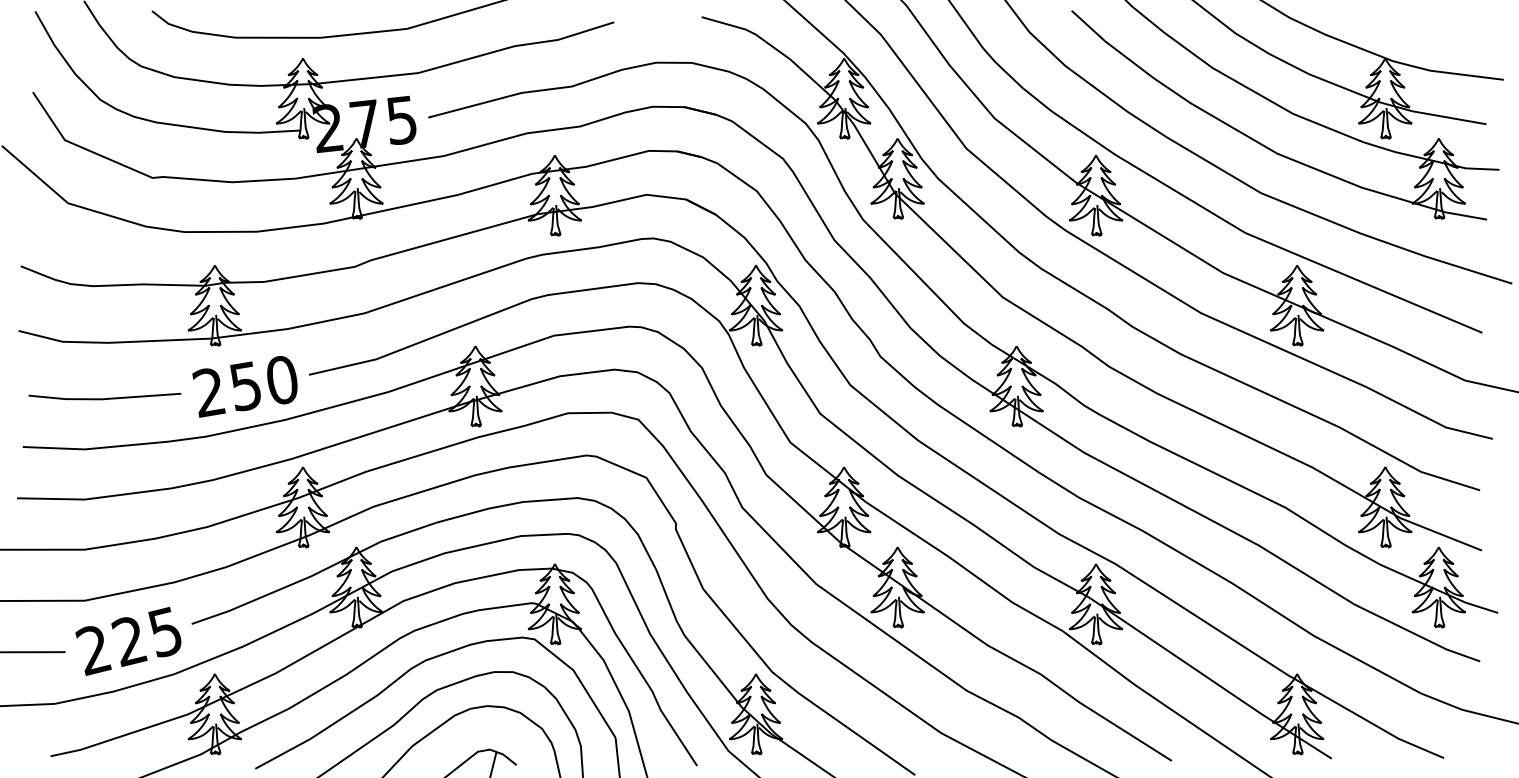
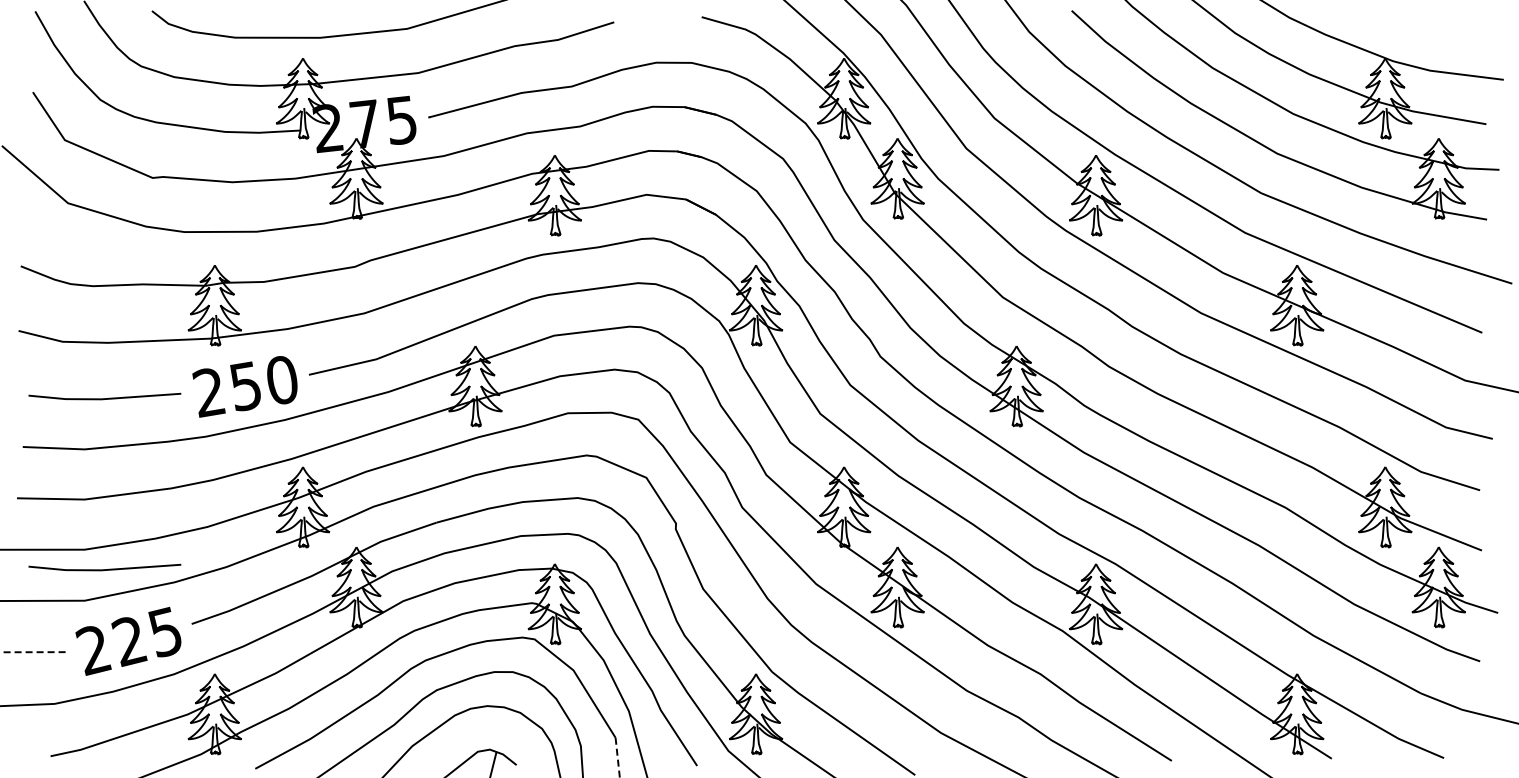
line: none -> present (104, 569)
line: solid -> dashed (32, 652)
line: solid -> dashed (617, 757)
